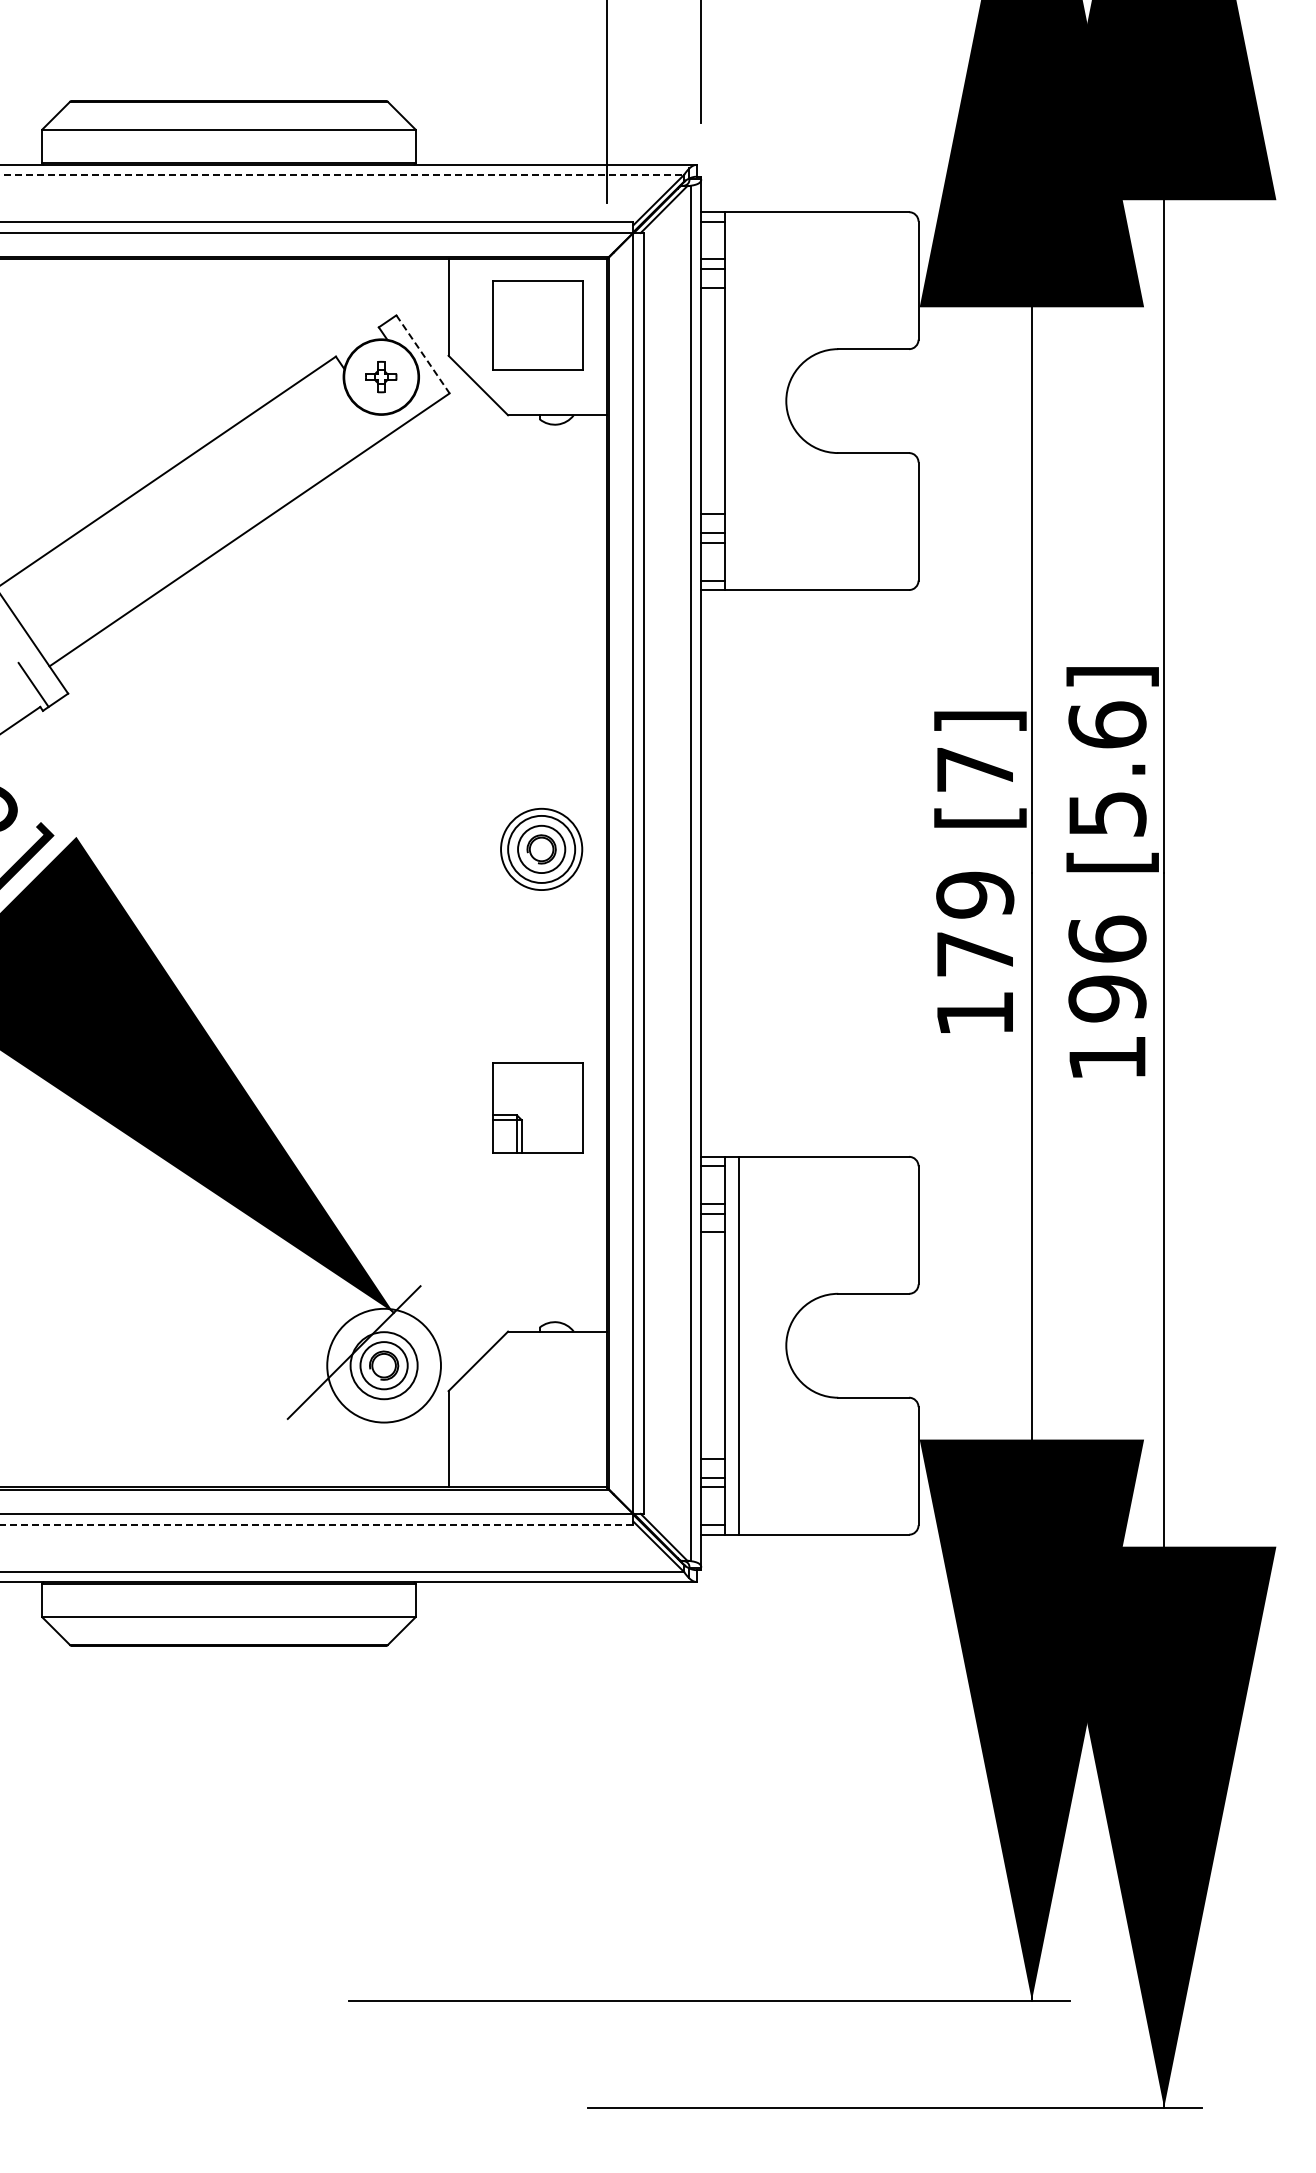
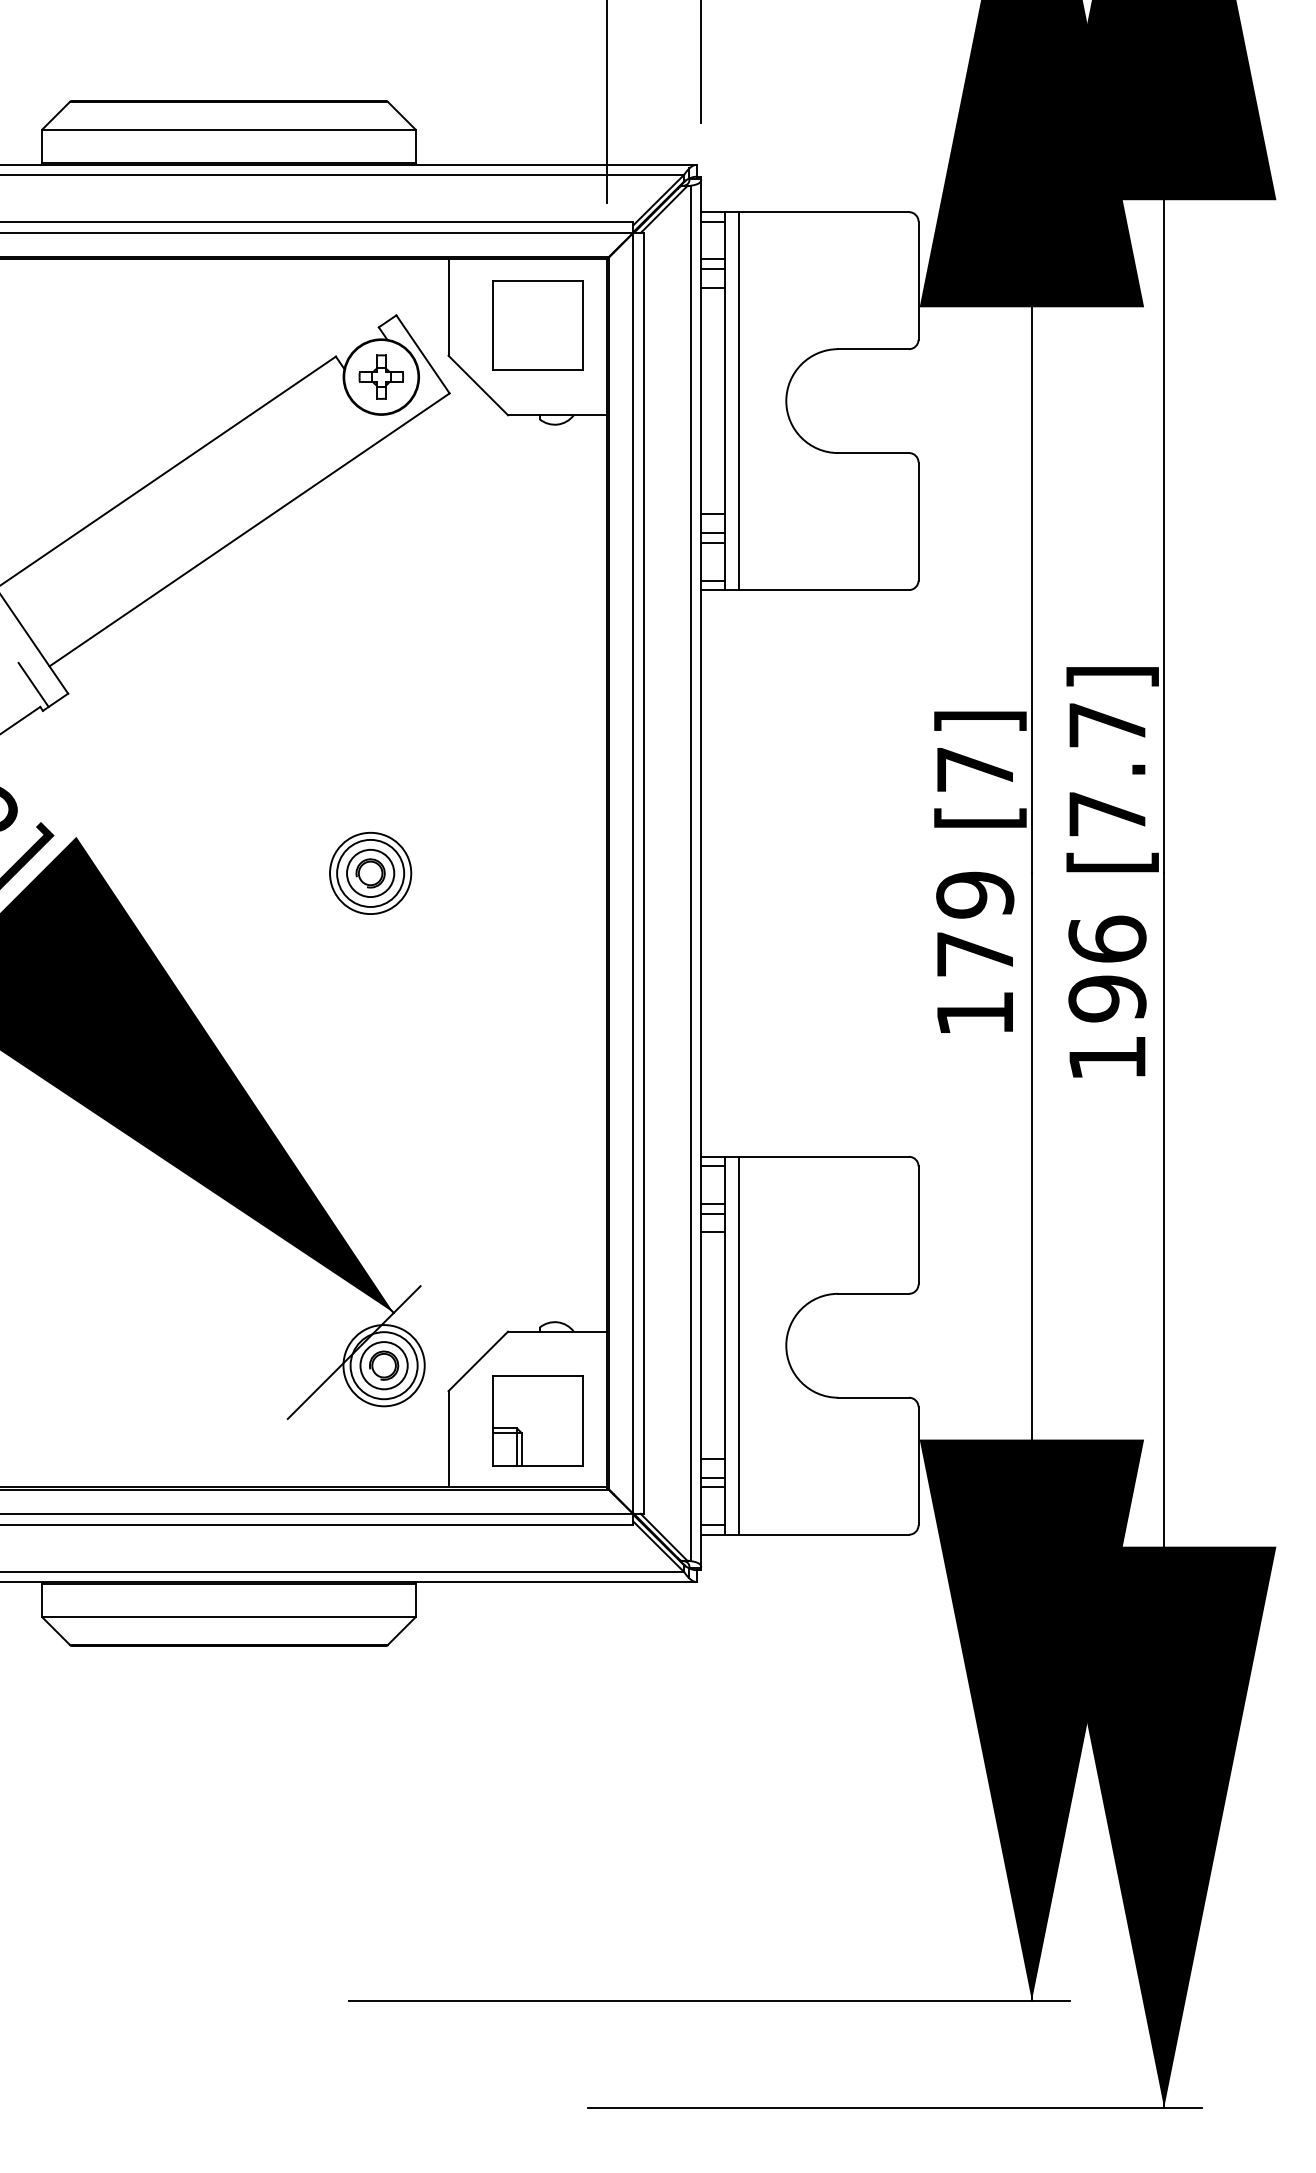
line: dashed -> solid (342, 174)
line: dashed -> solid (423, 354)
part size: 33x33 px -> 46x46 px (380, 376)
line: none -> present (739, 401)
text: [5.6] -> [7.7] (1107, 768)
part position: (541, 848) -> (370, 872) (370, 872)
part position: (537, 1107) -> (537, 1420) (537, 1420)
circle diameter: 114 px -> 81 px (383, 1365)
line: dashed -> solid (316, 1524)
